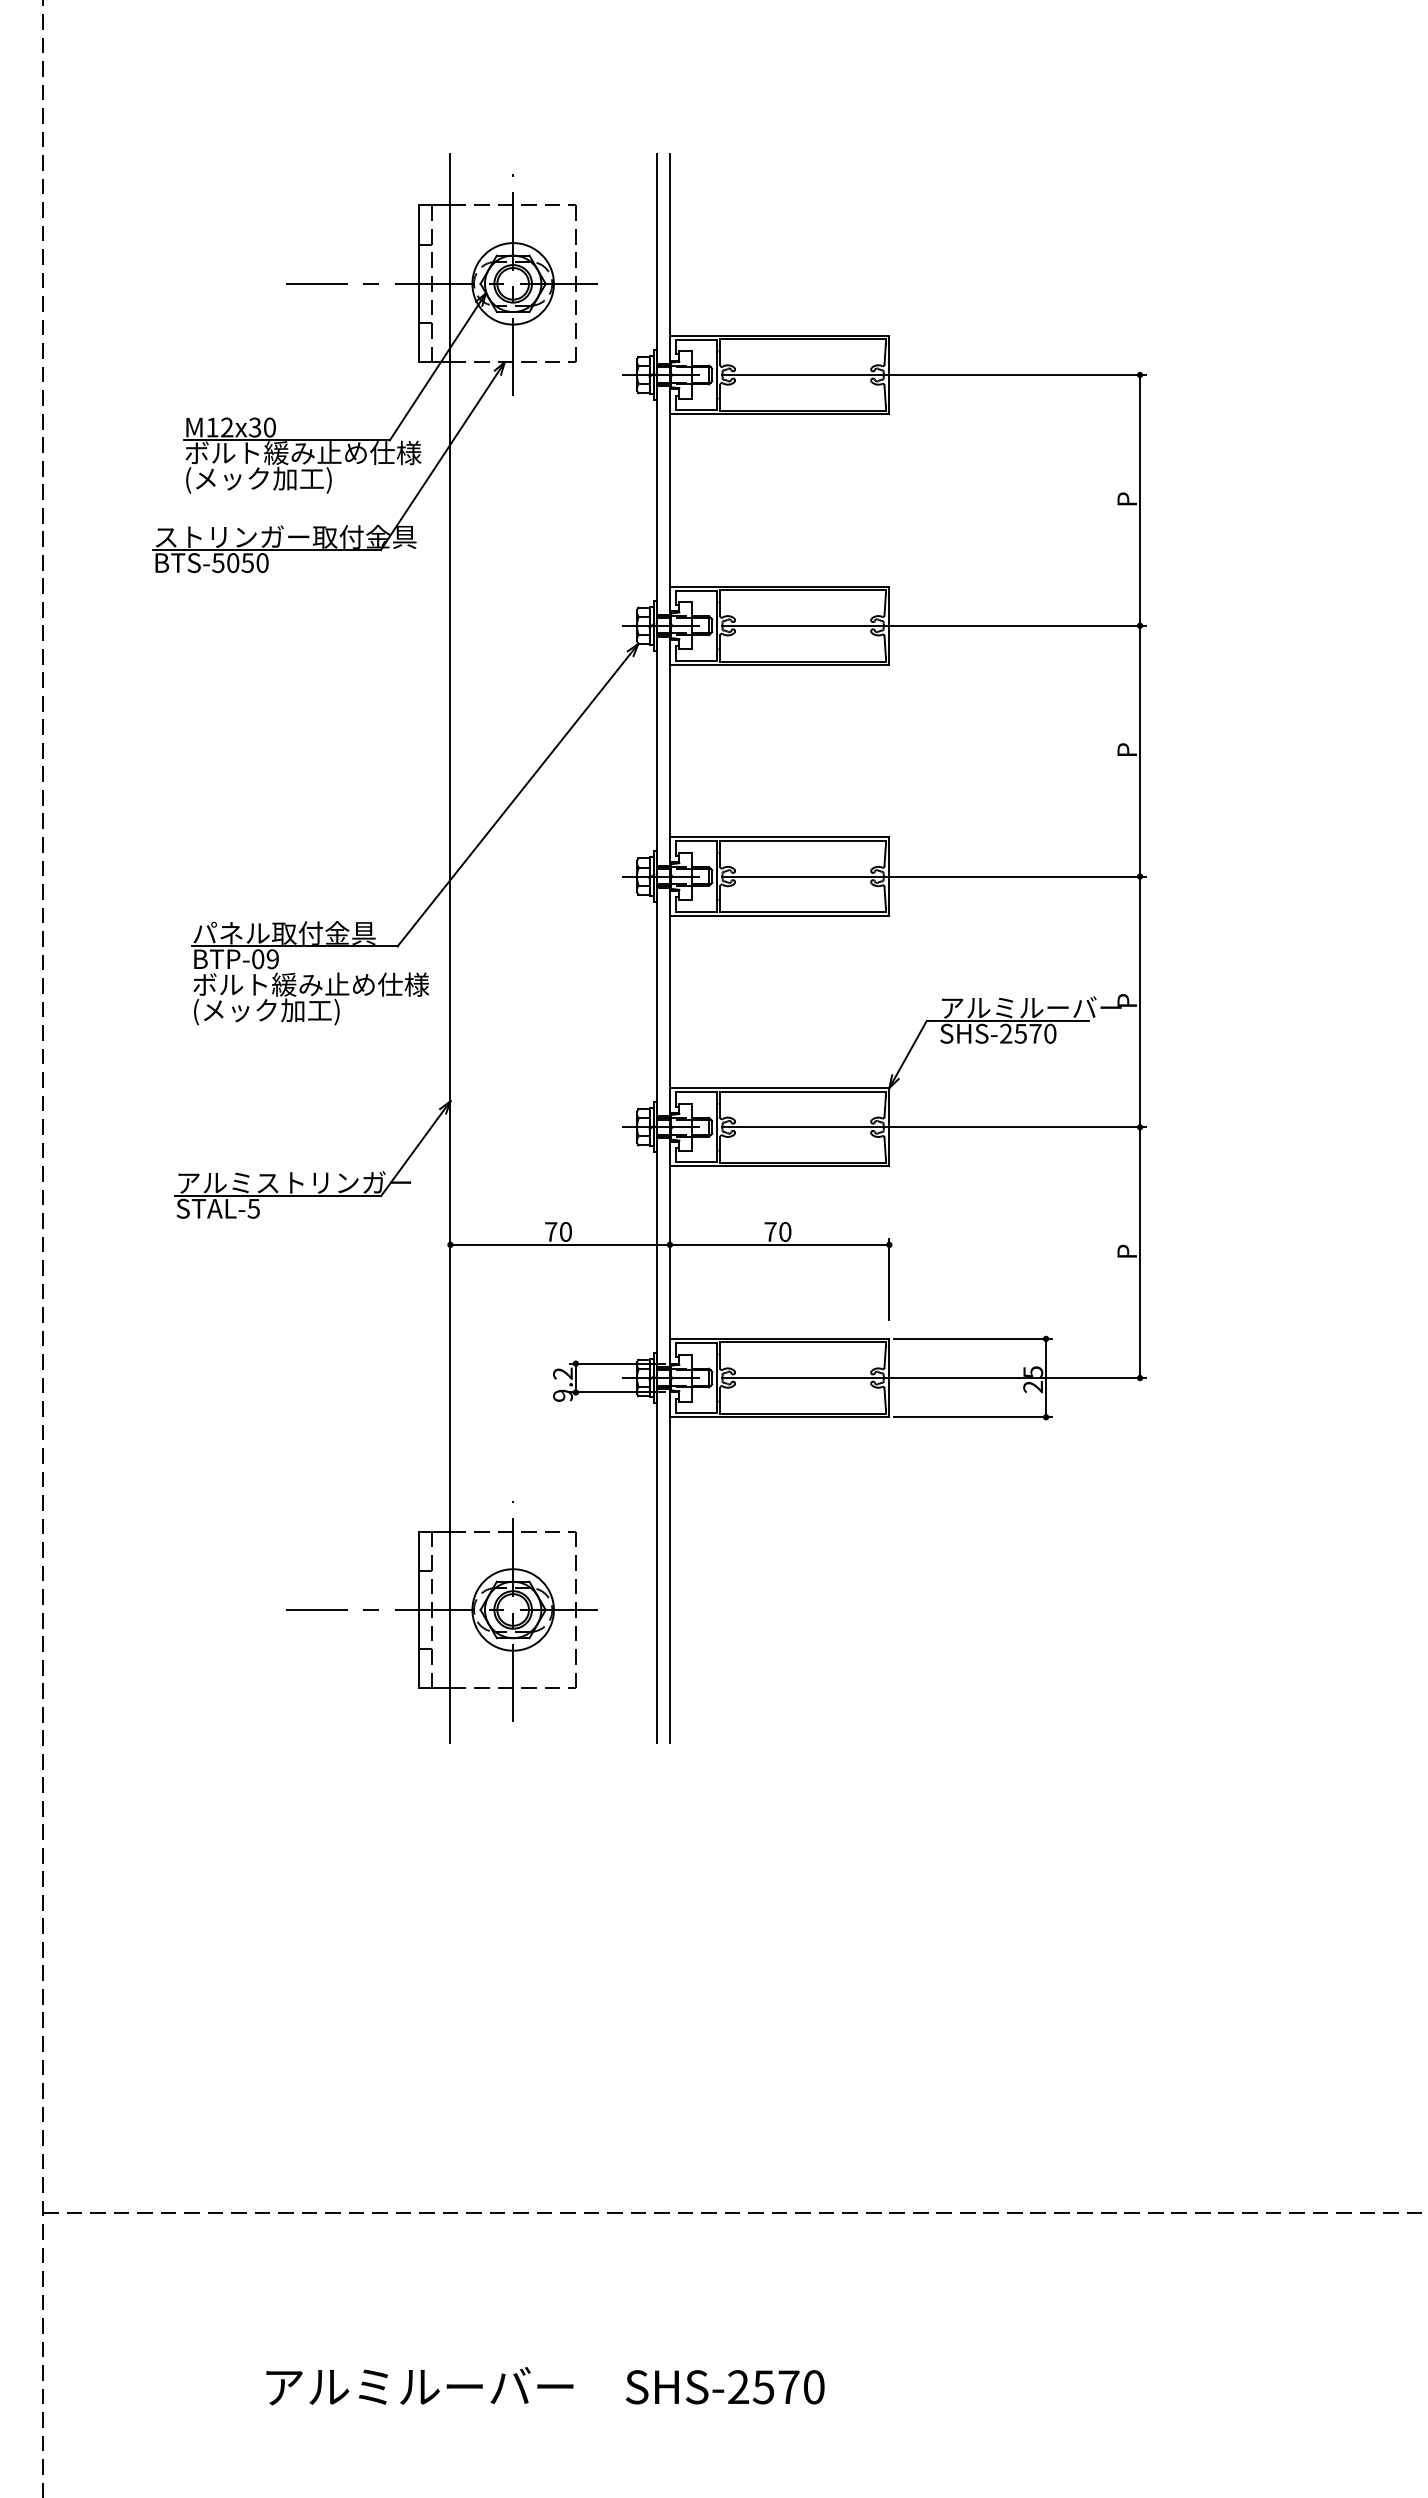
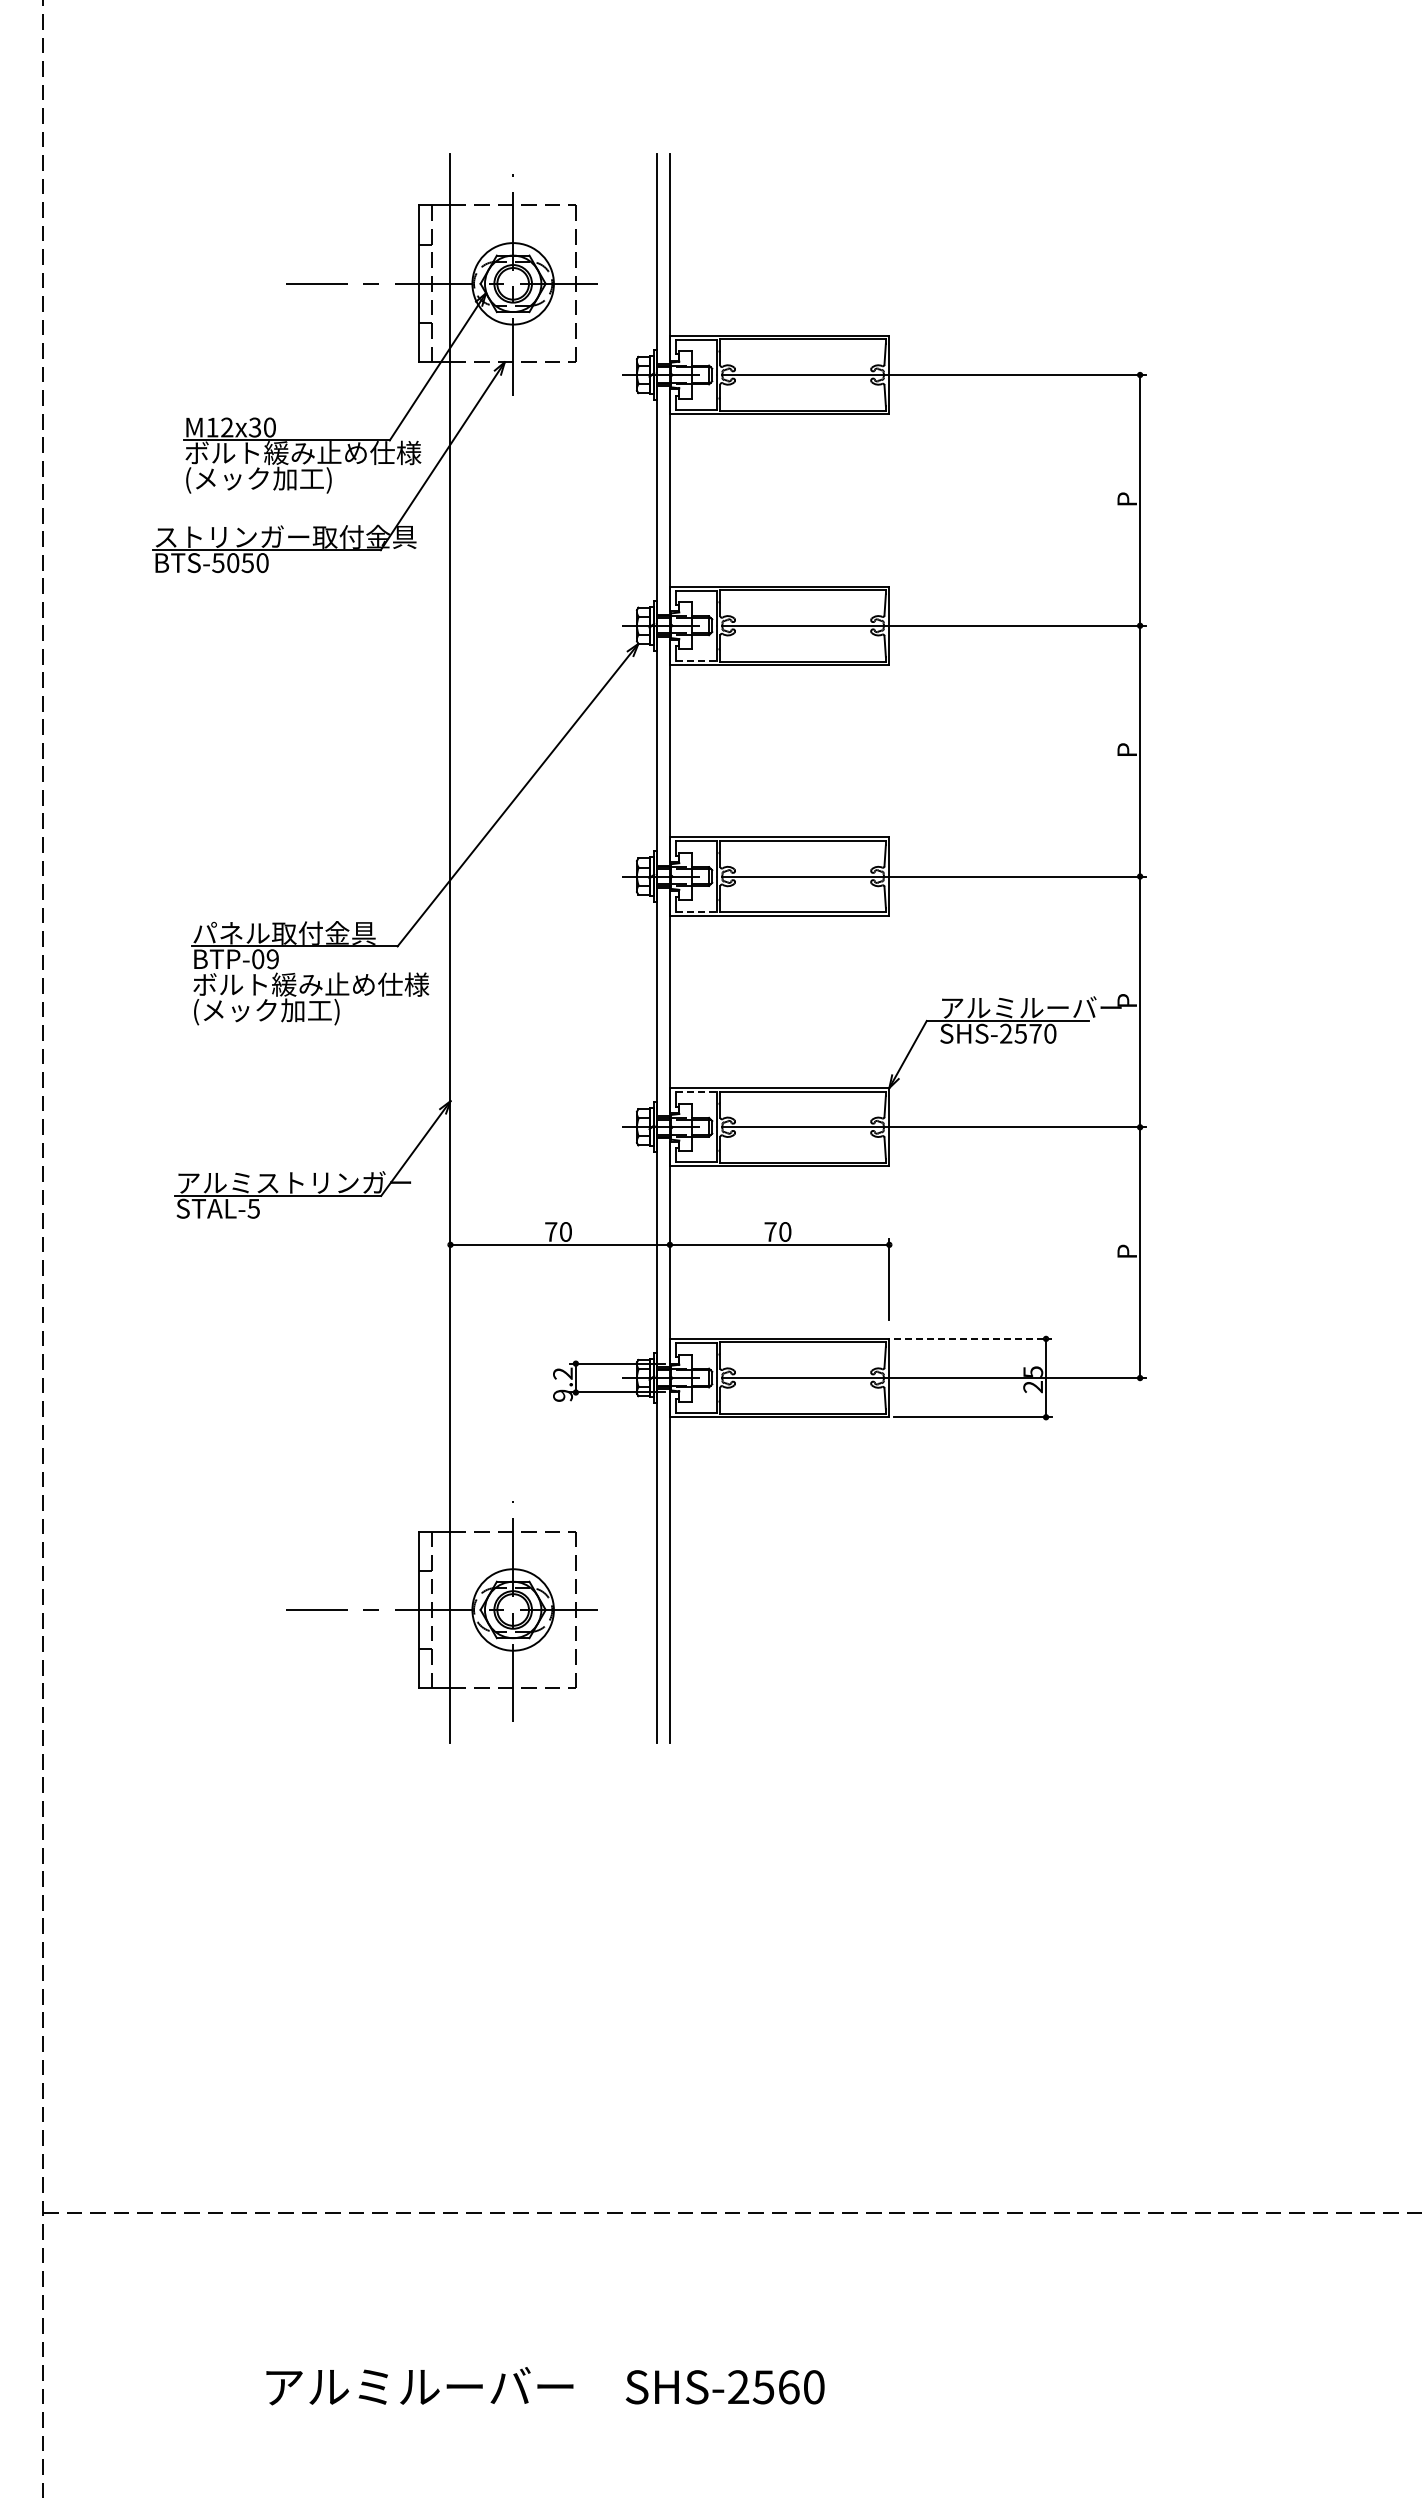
line: solid -> dashed (697, 660)
line: solid -> dashed (697, 911)
line: solid -> dashed (697, 1092)
line: solid -> dashed (973, 1338)
text: SHS-2570 -> SHS-2560 (788, 2387)
